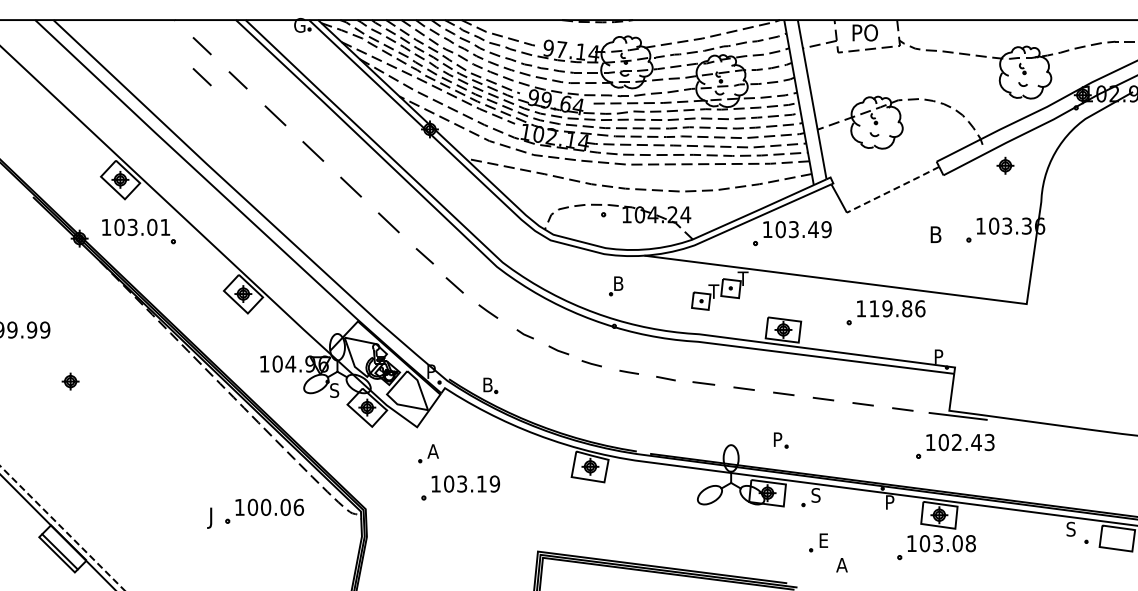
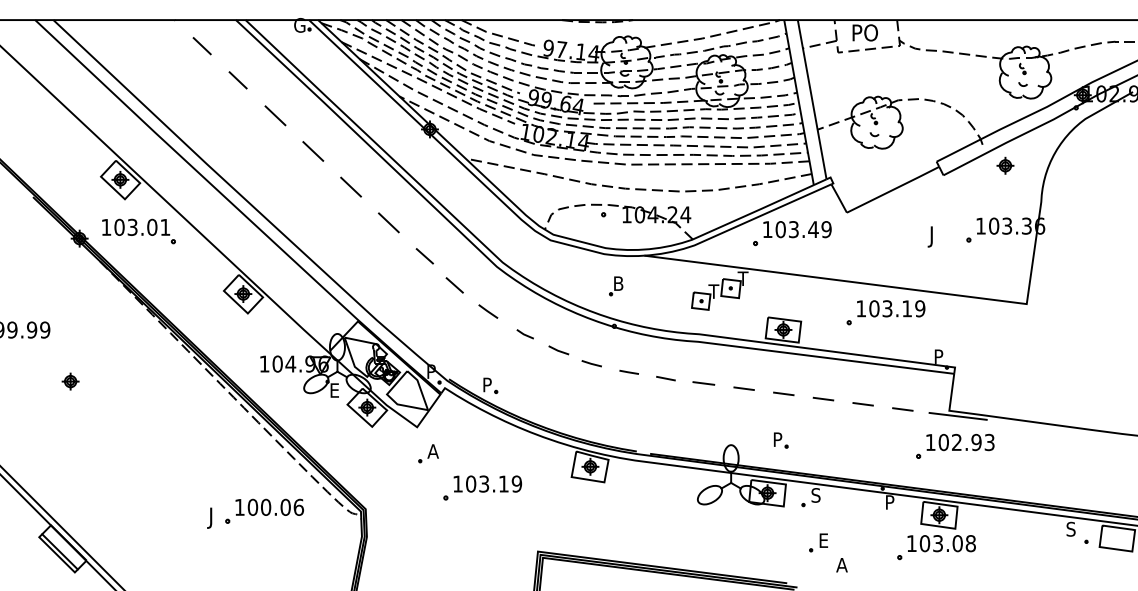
line: present -> none (201, 77)
line: dashed -> solid (893, 189)
text: B -> J (934, 236)
text: 119.86 -> 103.19 (897, 308)
text: B -> P (488, 385)
text: S -> E (334, 390)
text: 102.43 -> 102.93 (976, 442)
part position: (460, 487) -> (482, 487) (482, 487)
line: dashed -> solid (62, 528)
